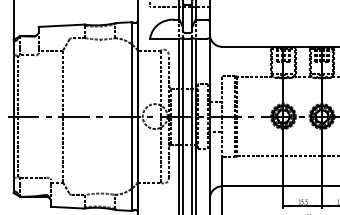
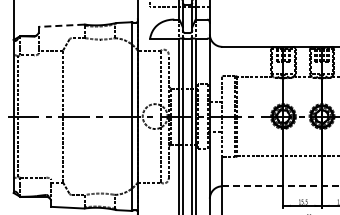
line: solid -> dashed (61, 25)
line: solid -> dashed (281, 186)
